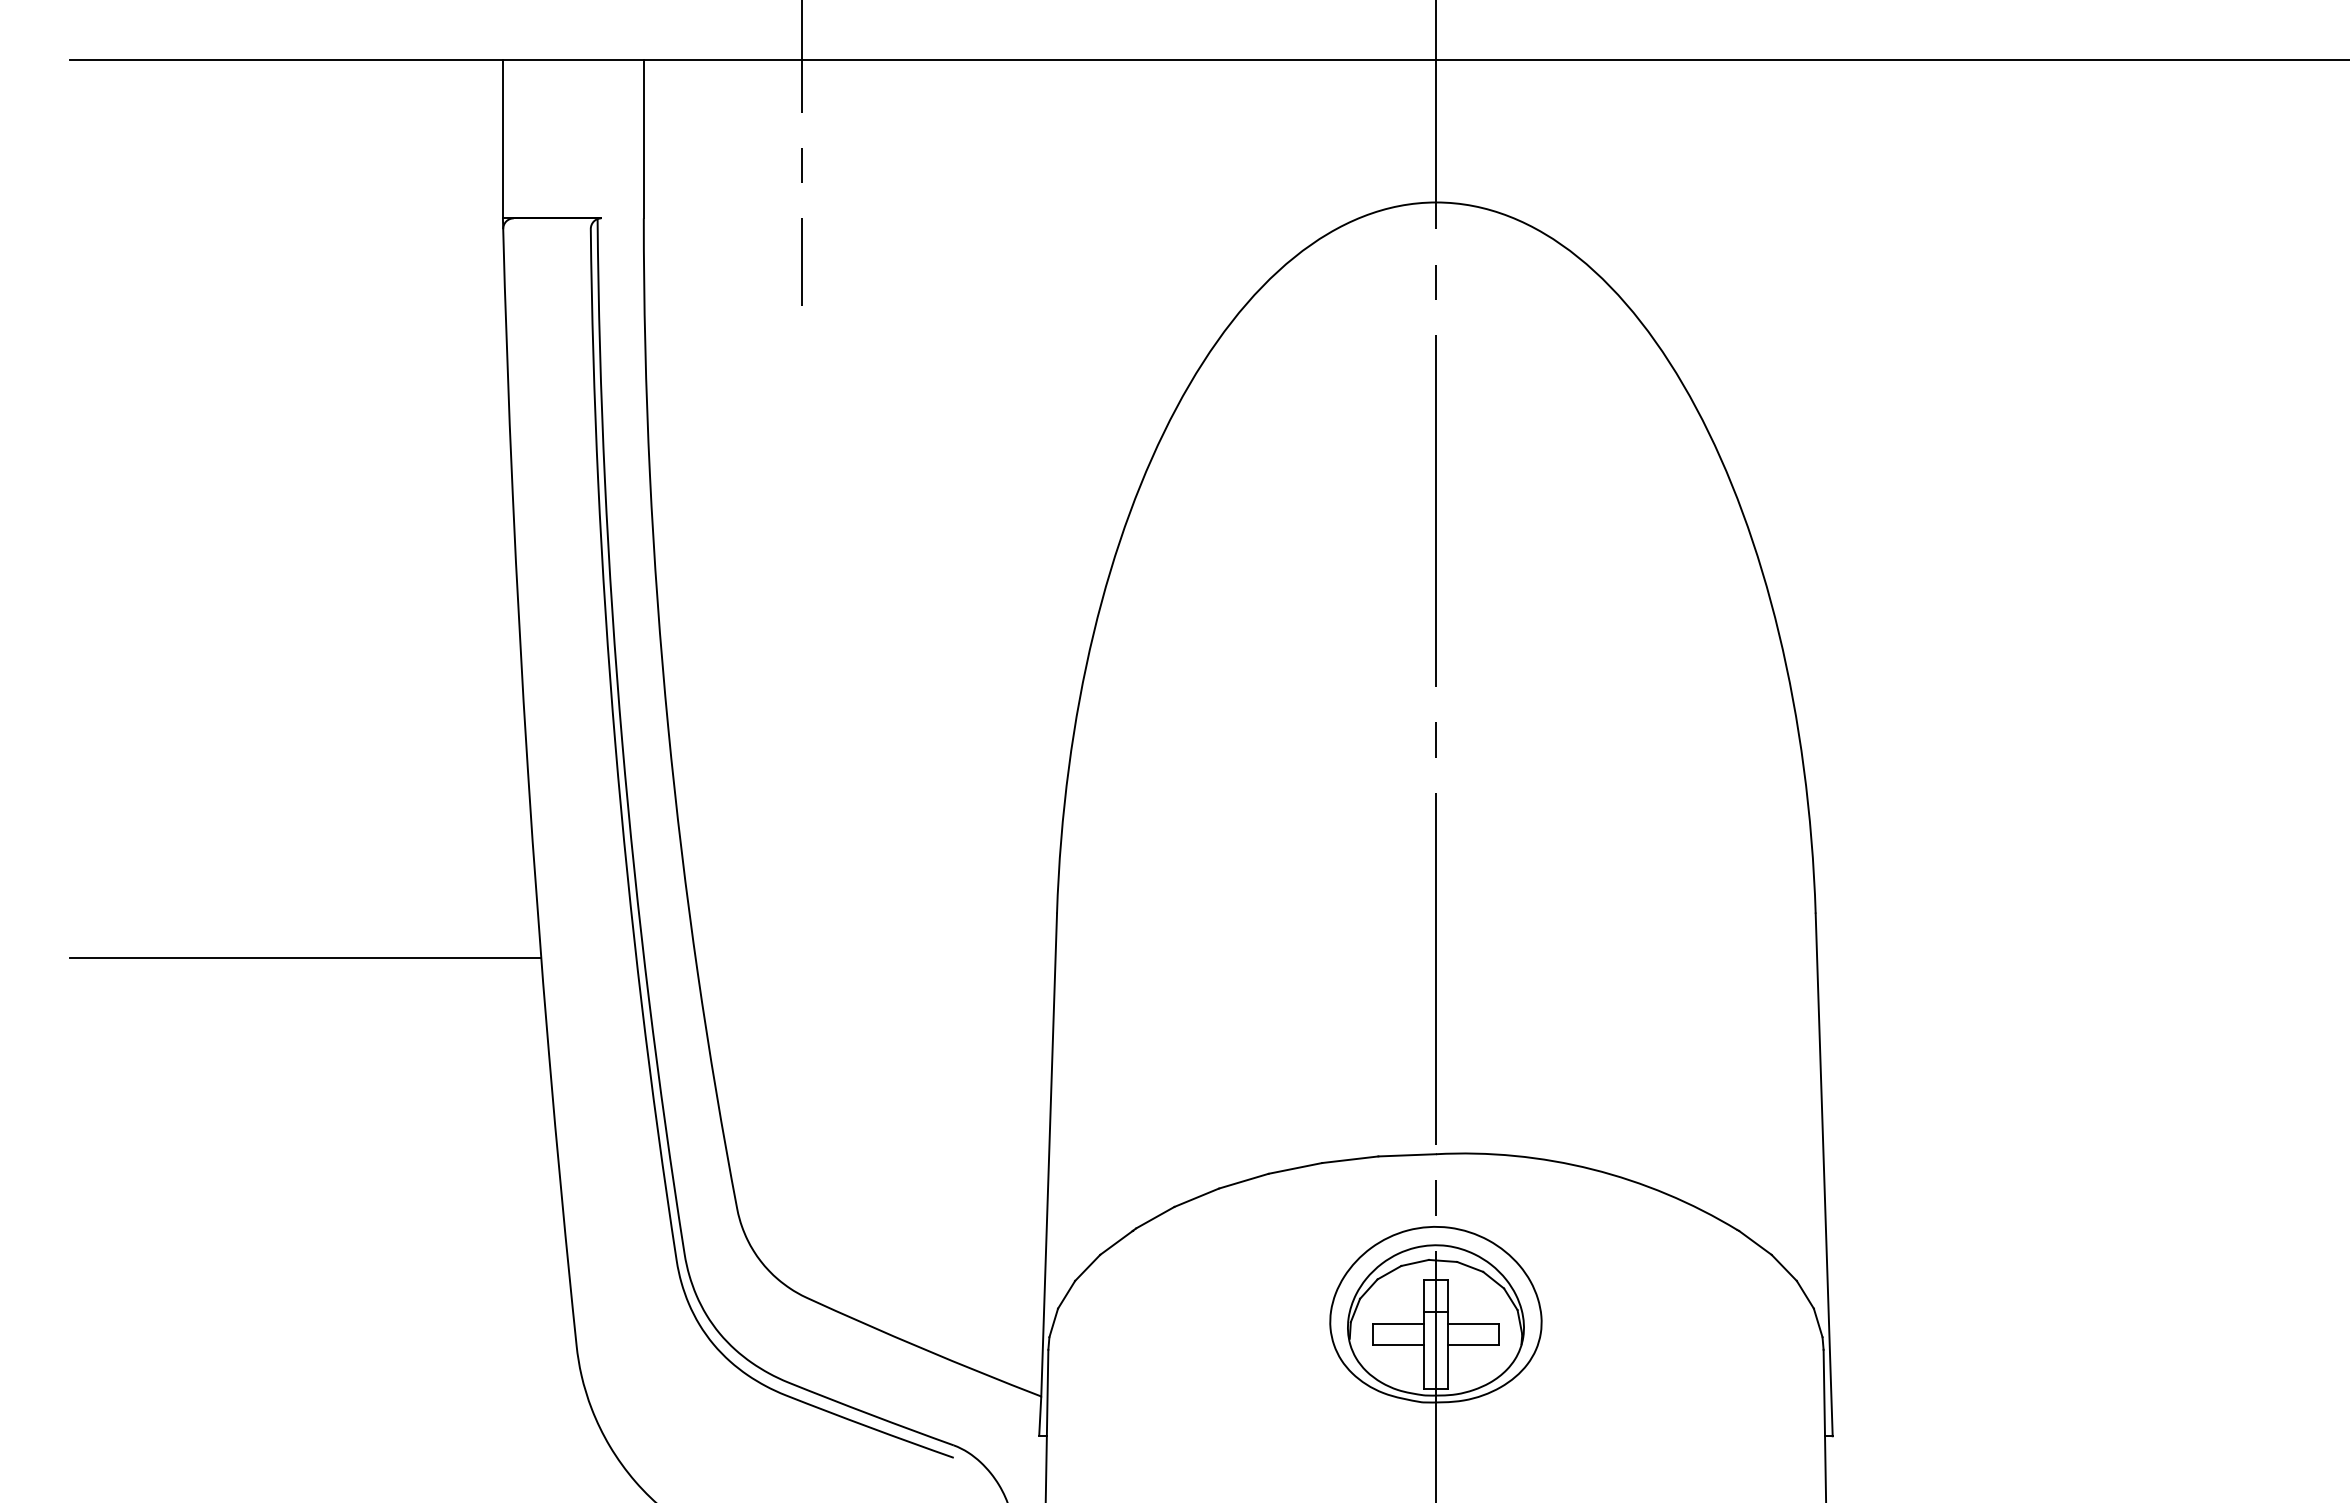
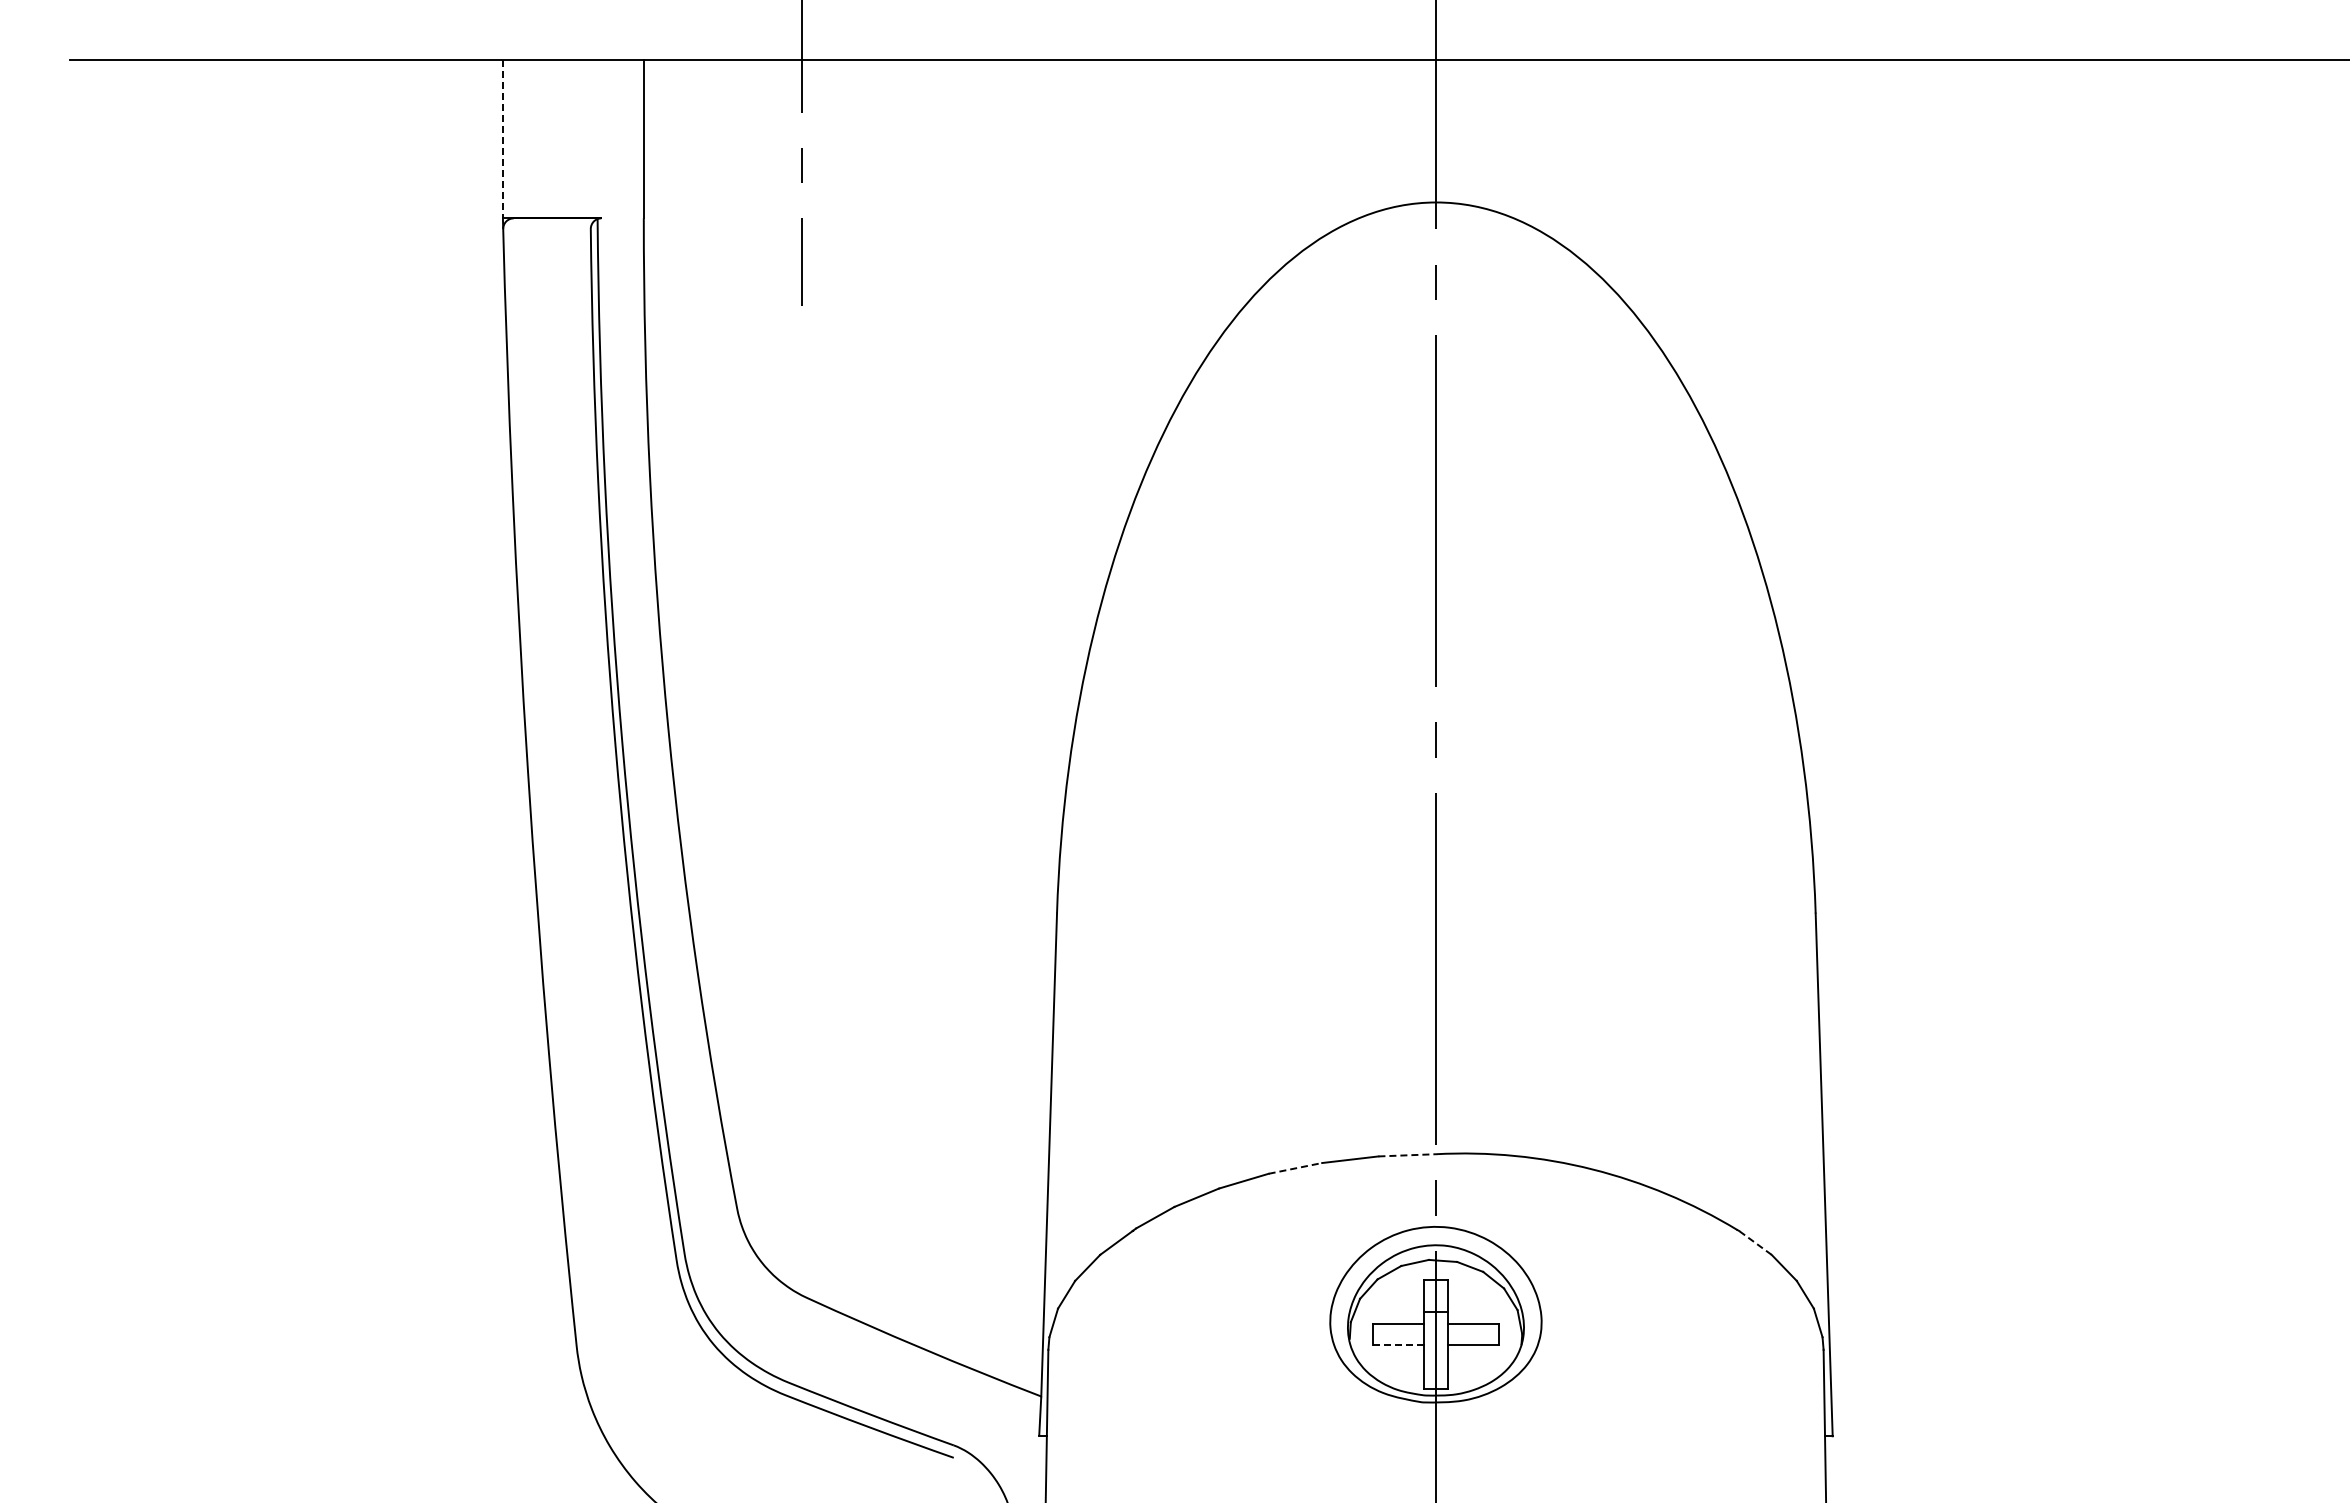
line: solid -> dashed (502, 139)
line: present -> none (305, 958)
line: solid -> dashed (1407, 1155)
line: solid -> dashed (1295, 1168)
line: solid -> dashed (1754, 1242)
line: solid -> dashed (1398, 1345)
